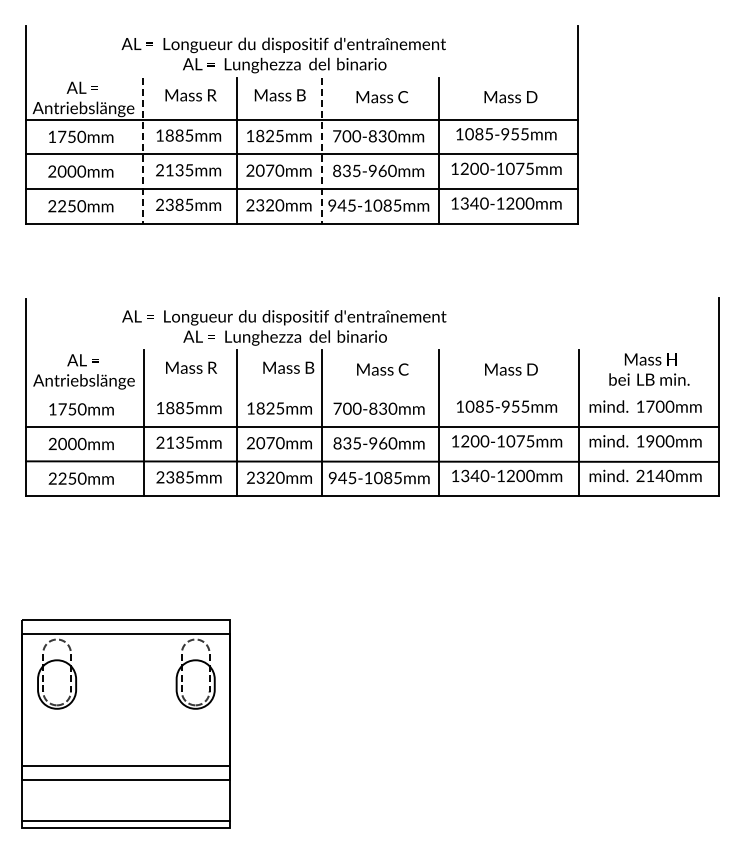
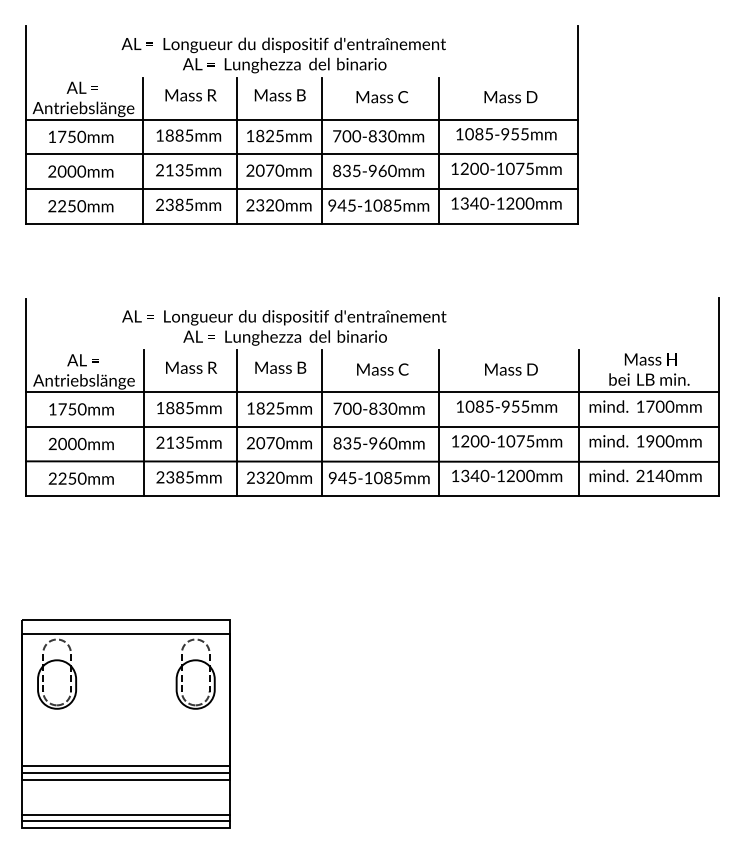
line: dashed -> solid (143, 150)
line: dashed -> solid (321, 150)
text position: (288, 367) -> (280, 367) (280, 367)
line: none -> present (372, 392)
line: none -> present (126, 772)
line: none -> present (126, 814)
